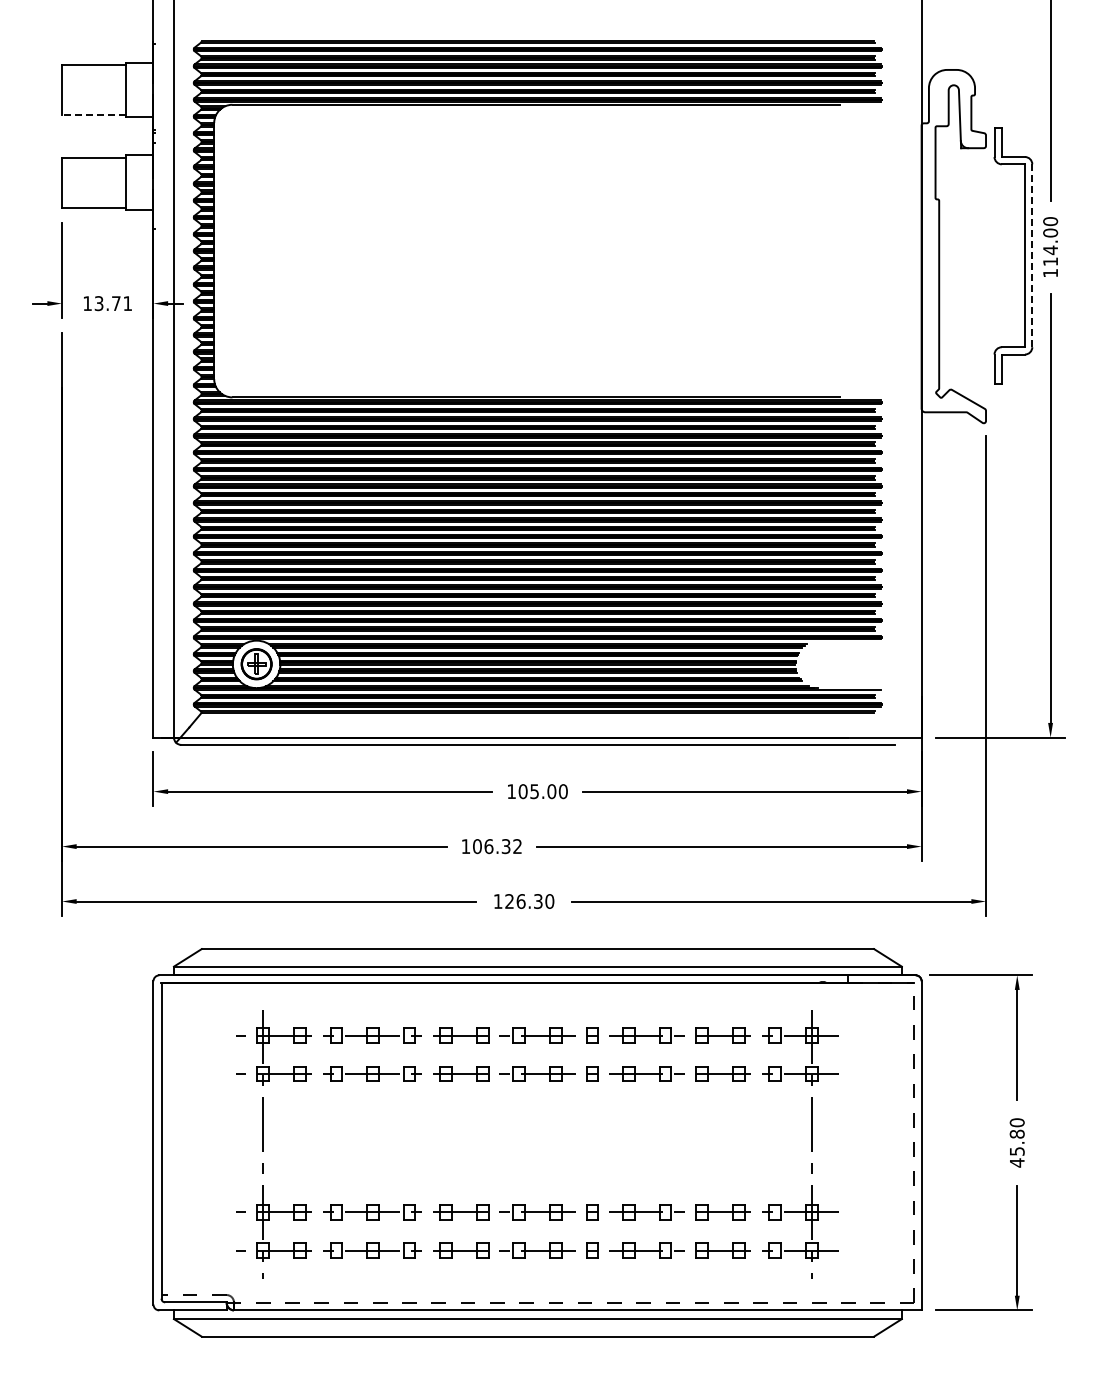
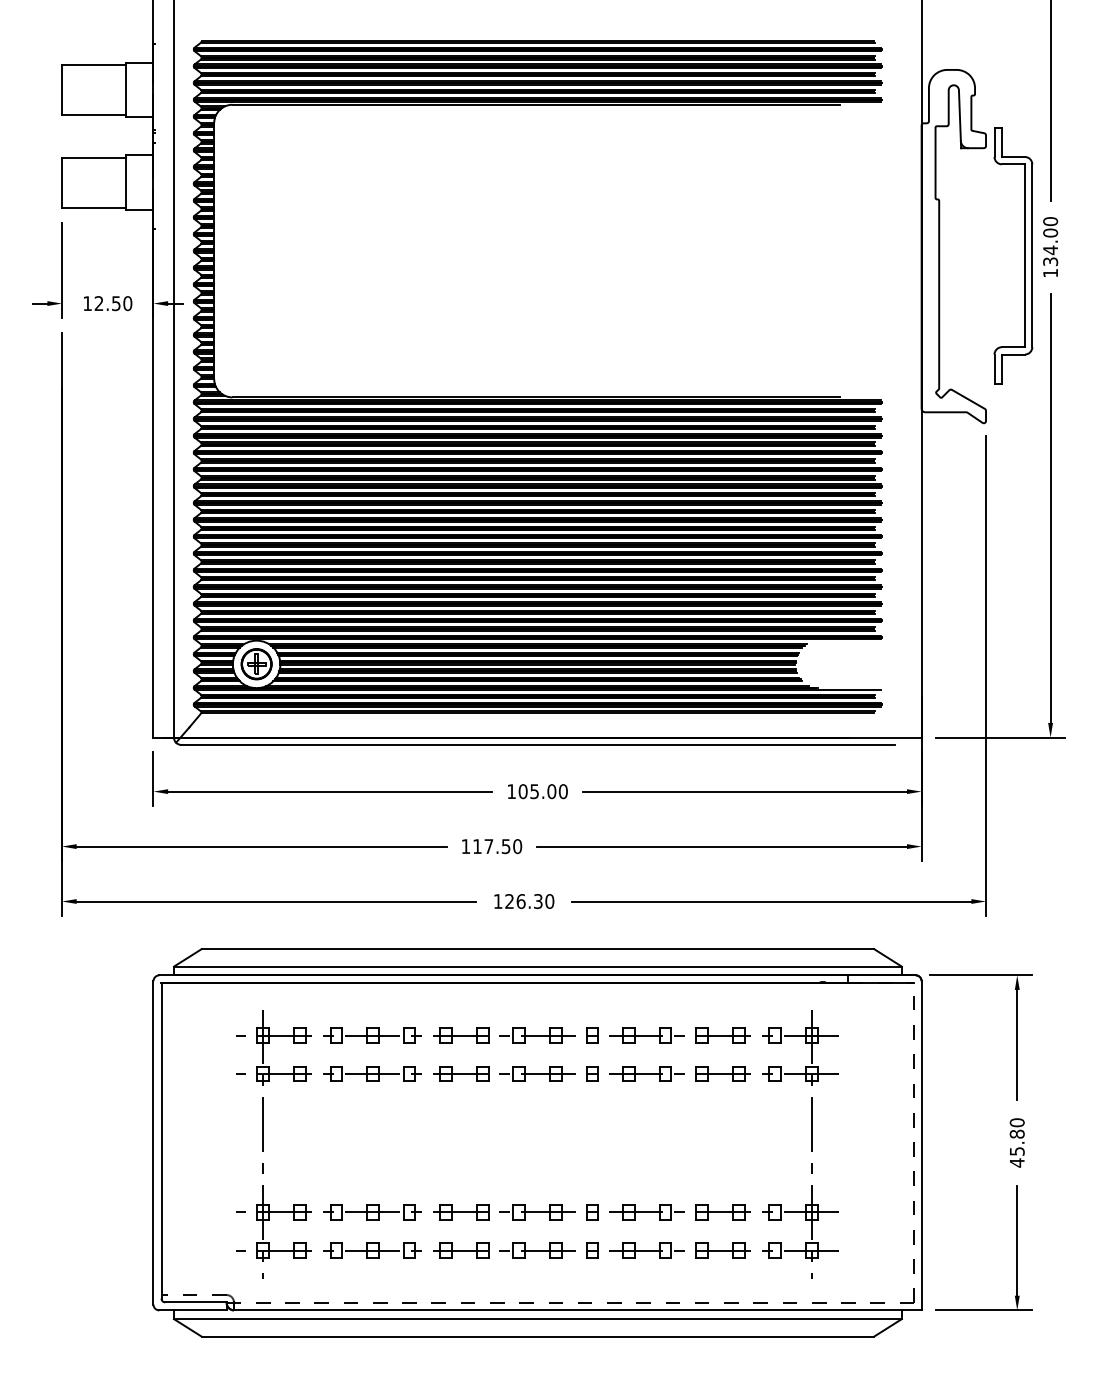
line: dashed -> solid (93, 115)
line: dashed -> solid (1032, 256)
text: 114.00 -> 134.00 (1050, 261)
text: 13.71 -> 12.50 (113, 303)
text: 106.32 -> 117.50 (497, 846)
